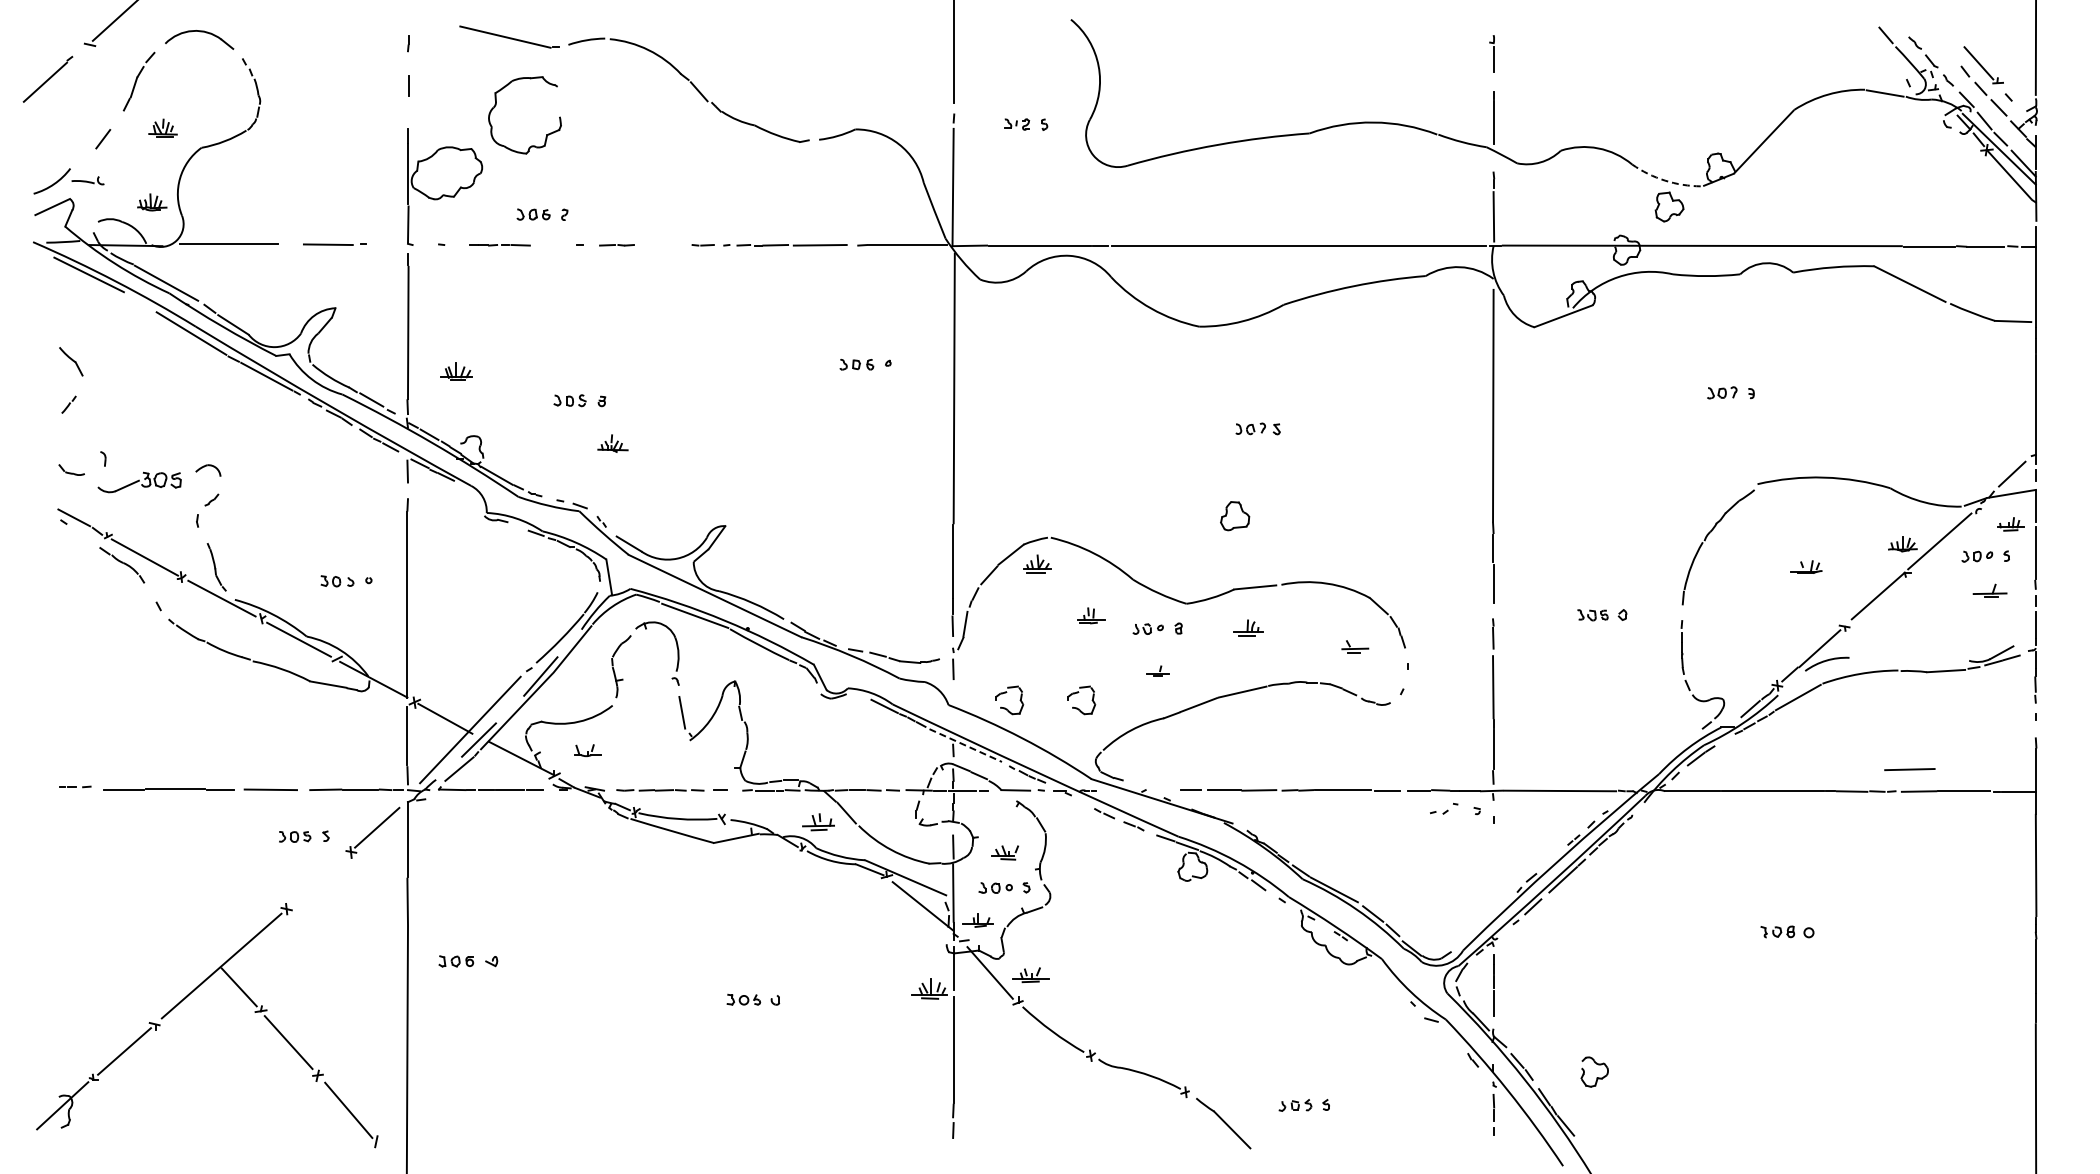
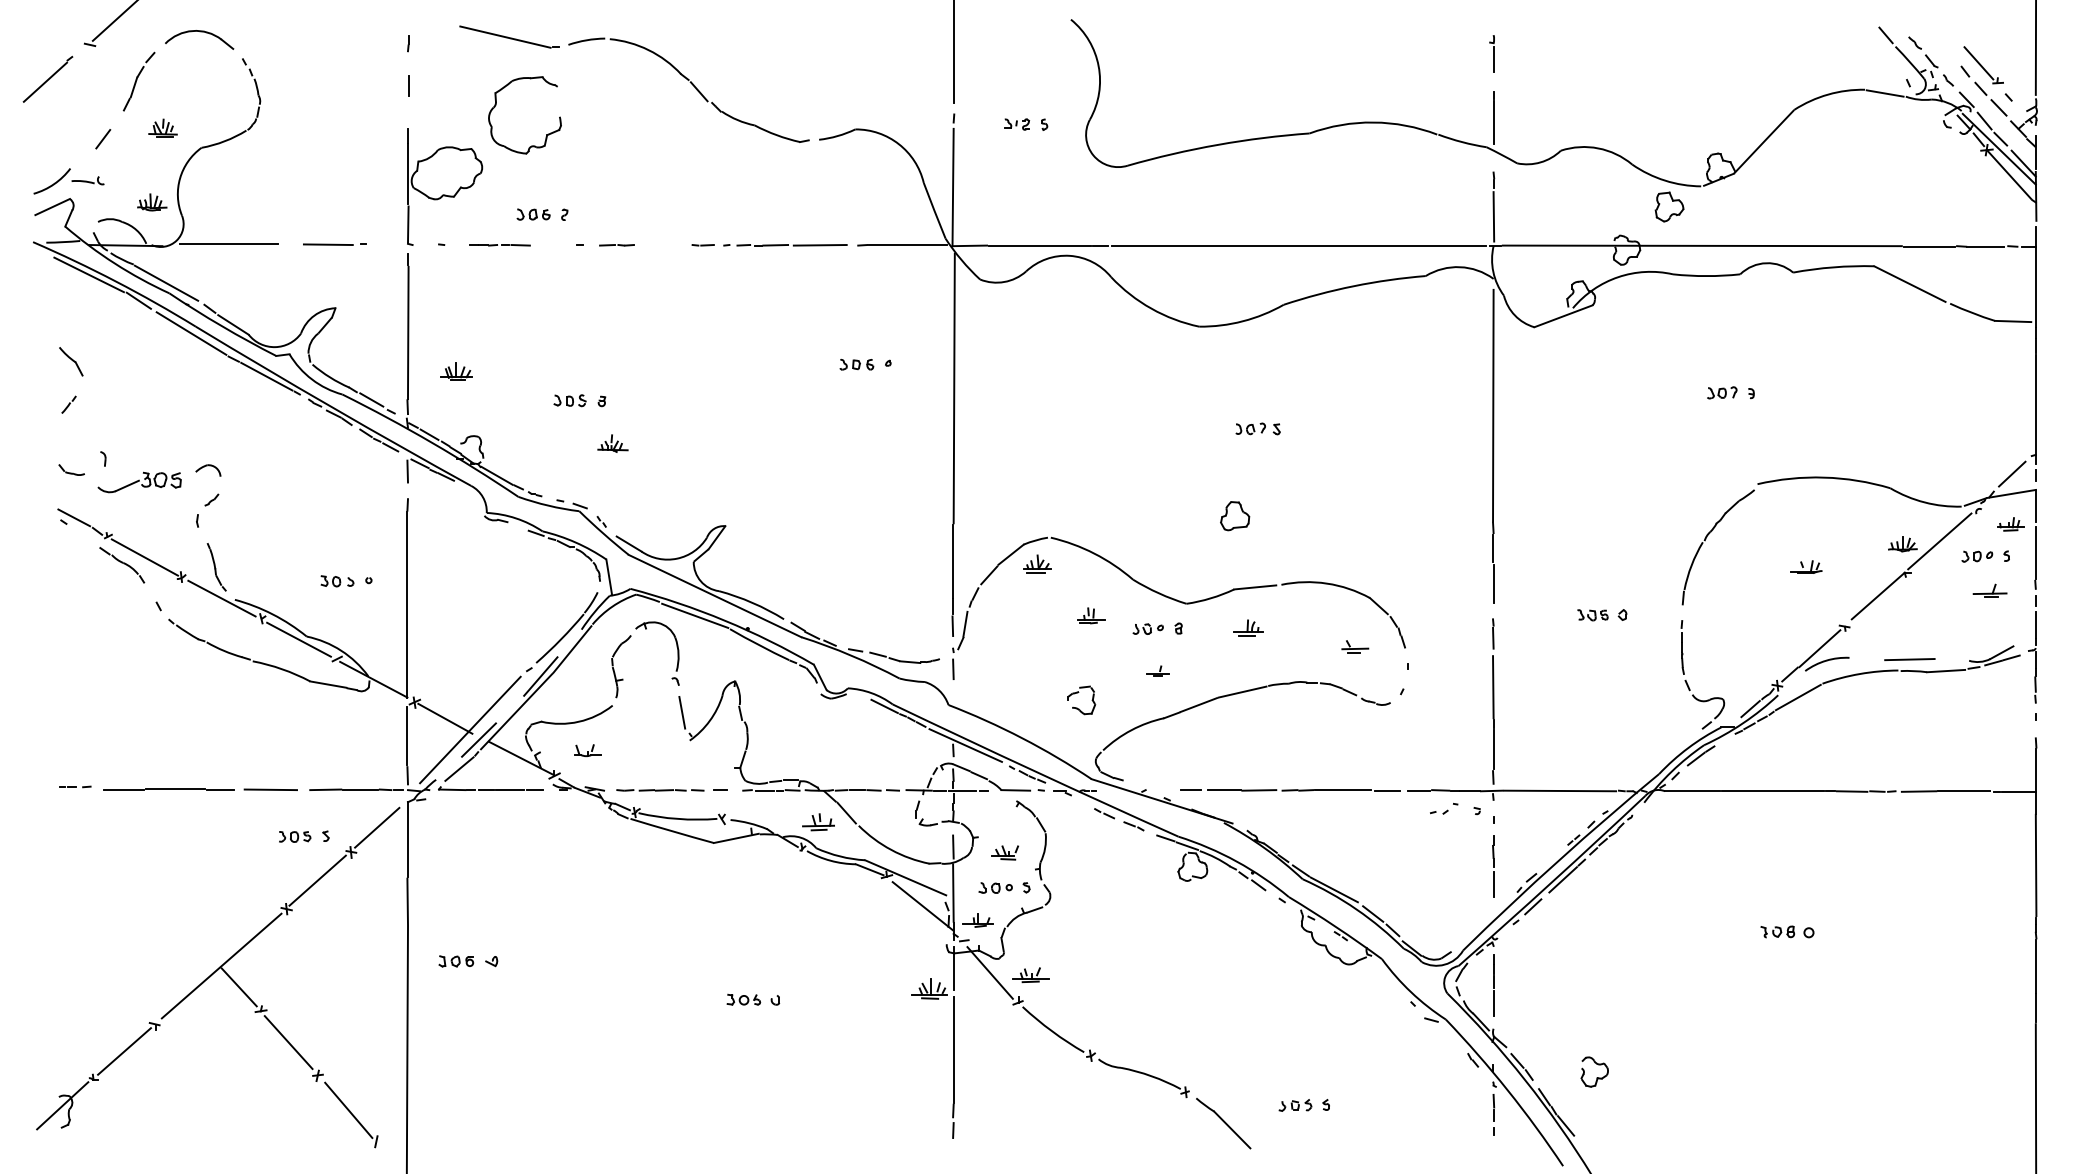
arc: dashed -> solid (1665, 180)
line: none -> present (138, 300)
part: present -> none (1006, 693)
line: dashed -> solid (965, 745)
line position: (1909, 769) -> (1909, 659) (1909, 659)
line: none -> present (1493, 866)
line: none -> present (317, 880)
